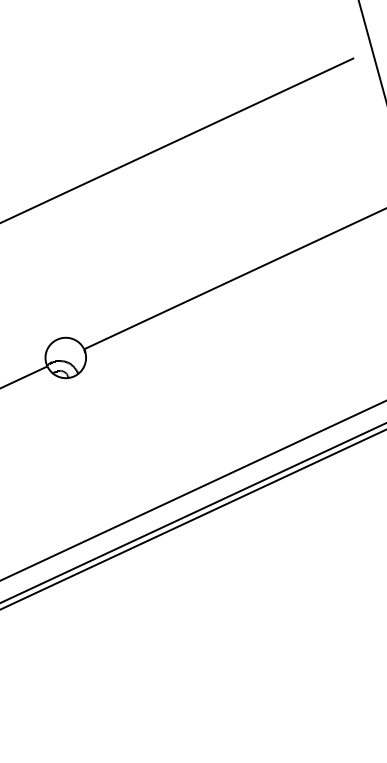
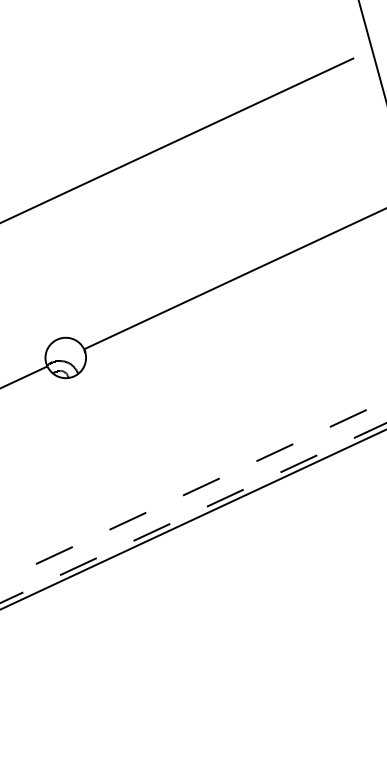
line: solid -> dashed (193, 490)
line: solid -> dashed (193, 513)
